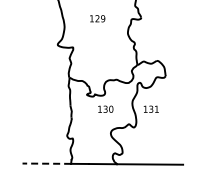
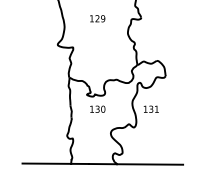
text position: (105, 108) -> (97, 108) (97, 108)
line: dashed -> solid (46, 163)
